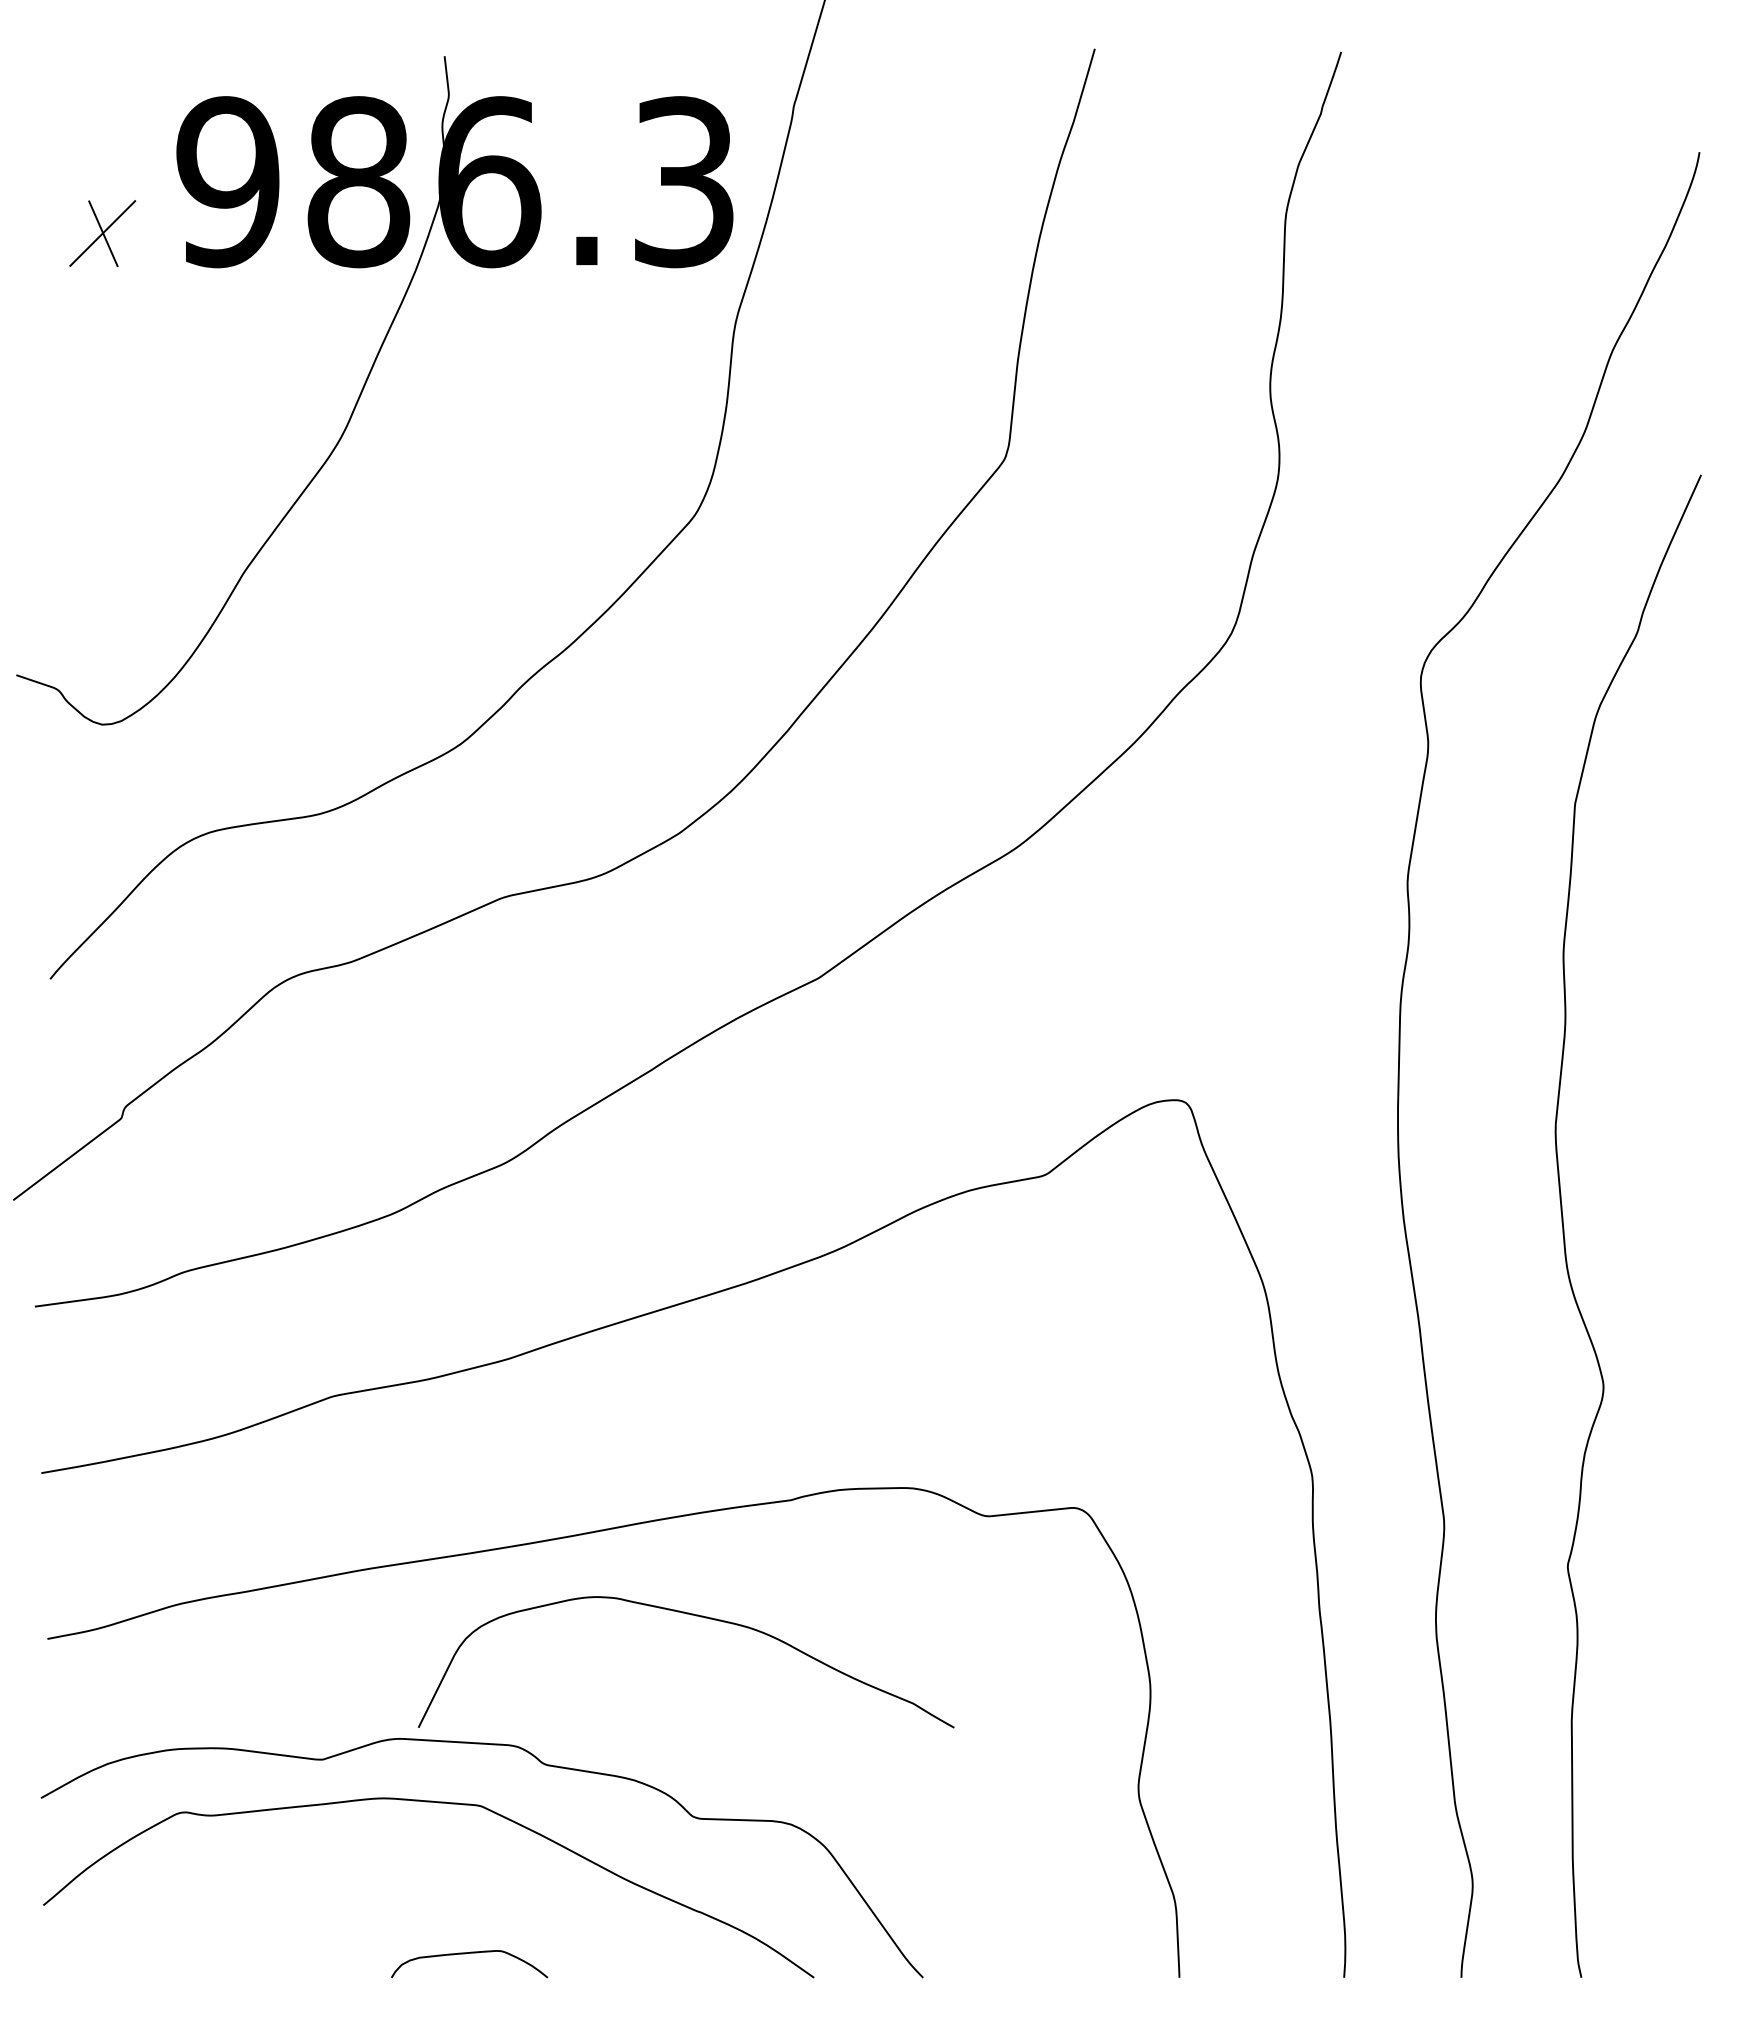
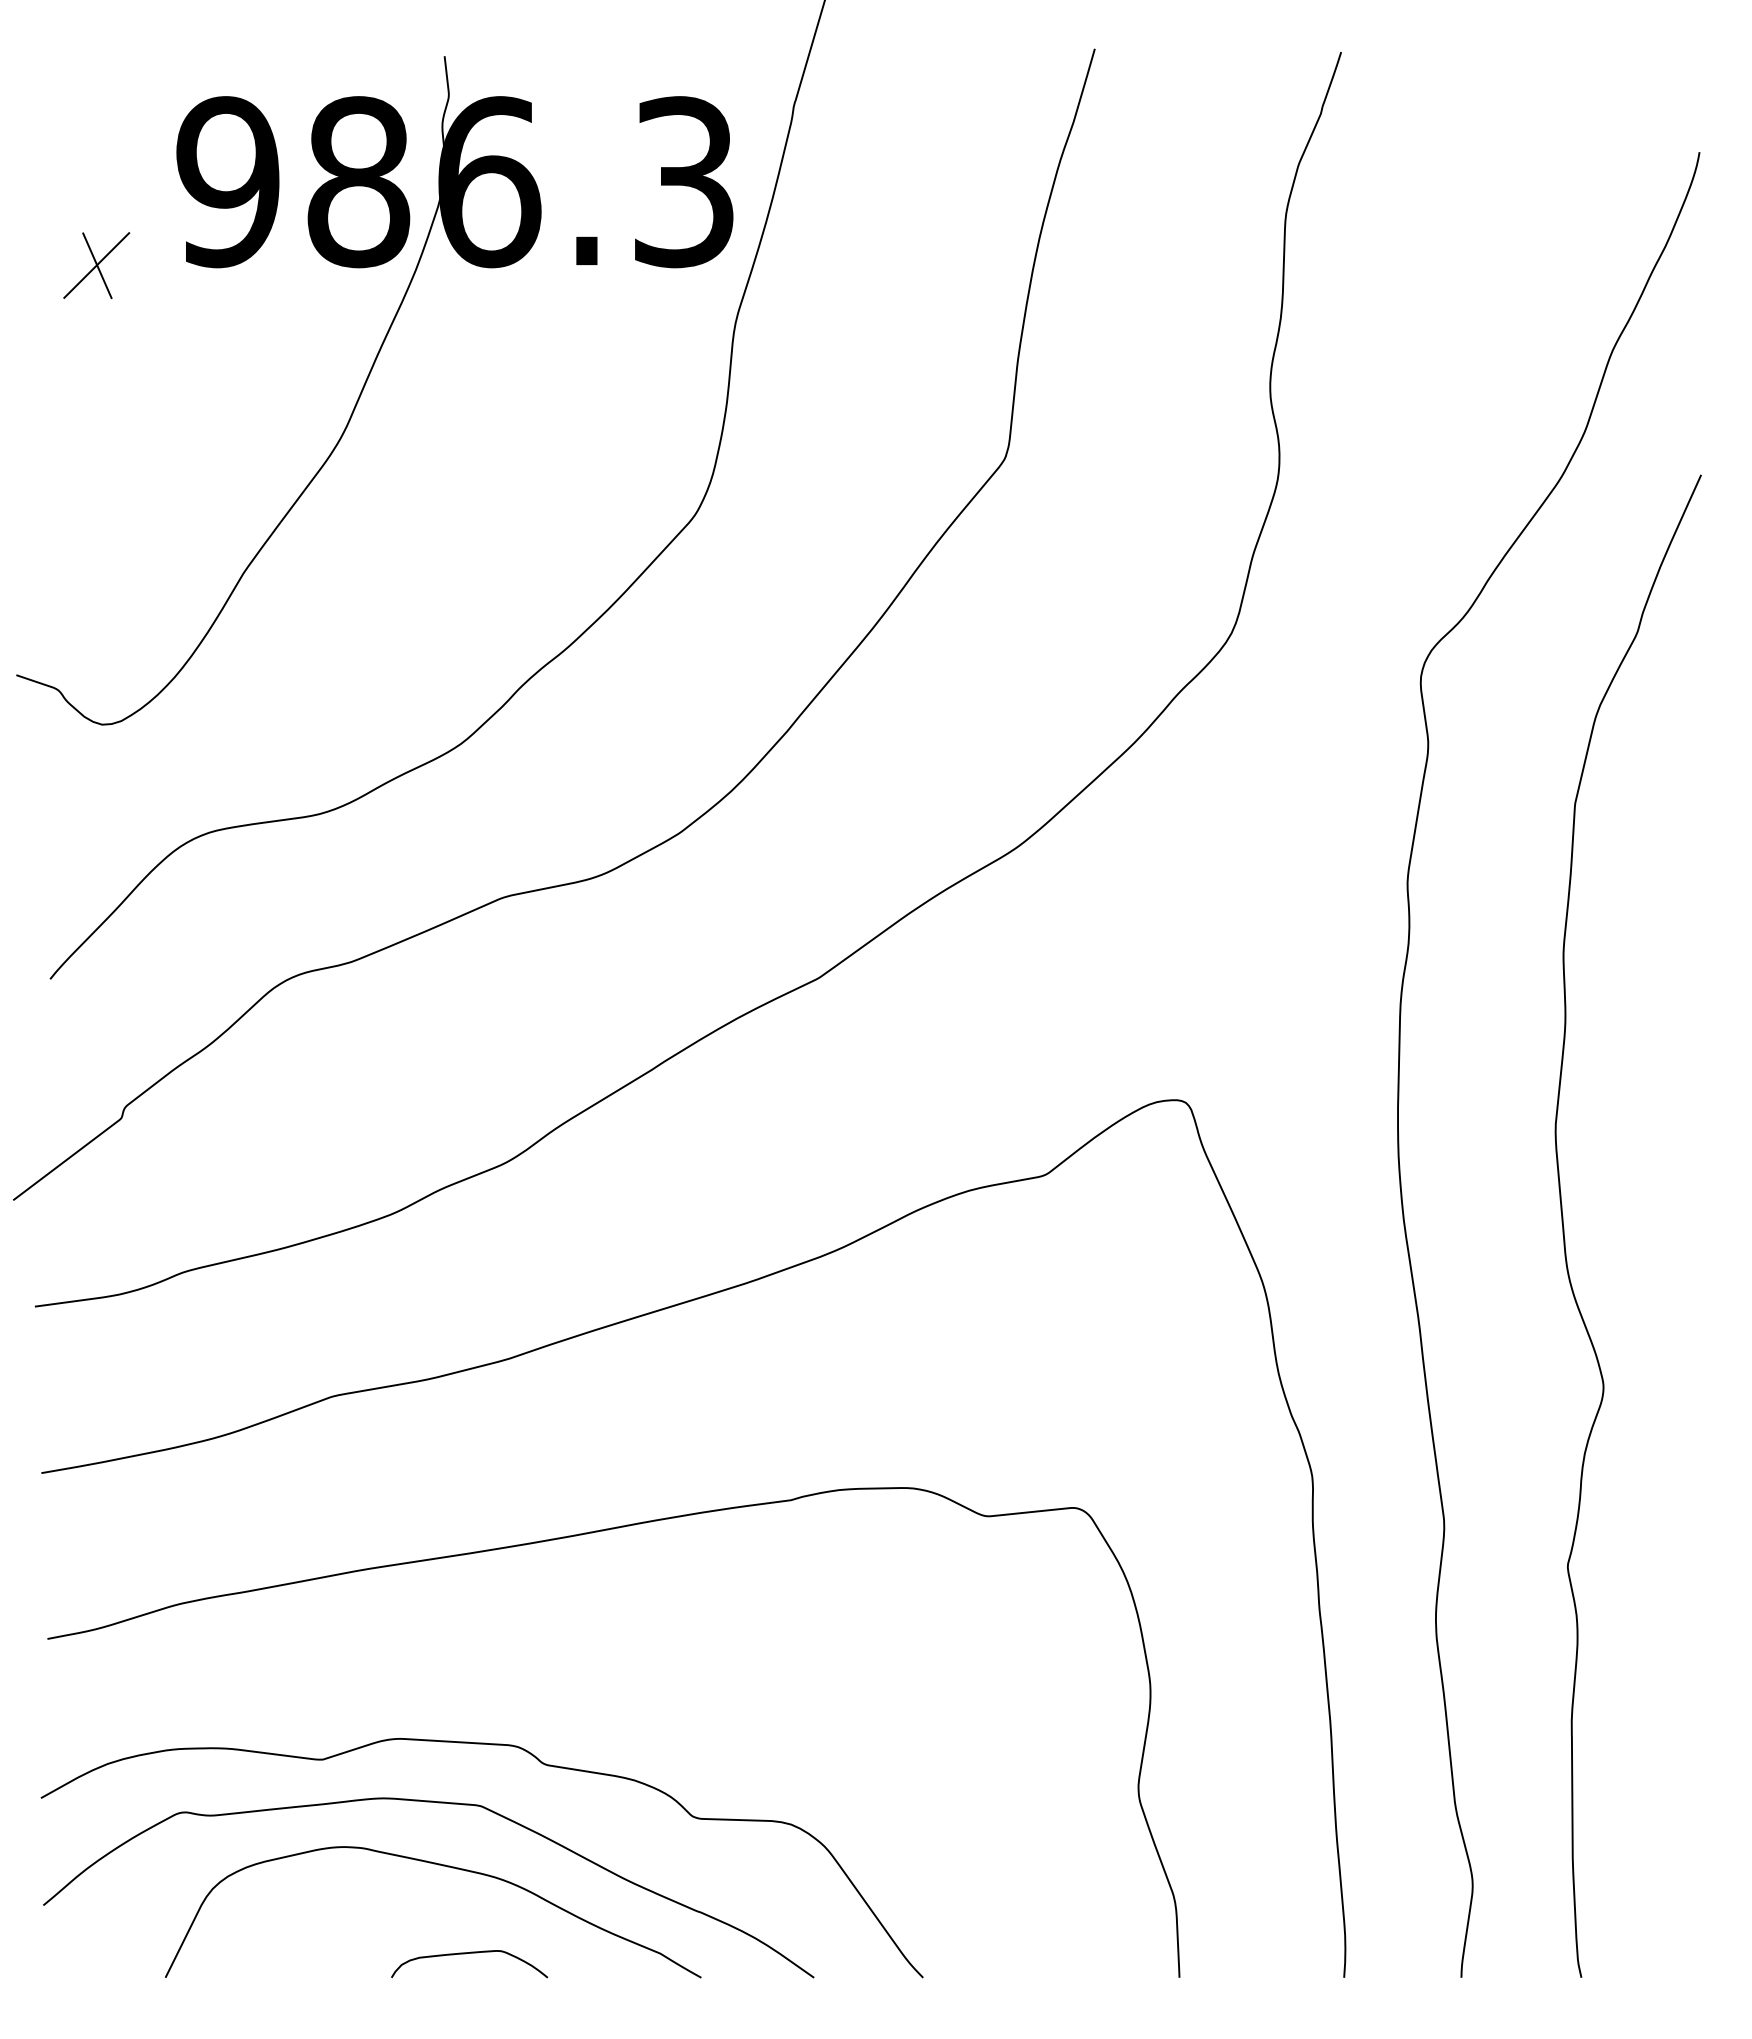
part position: (102, 233) -> (96, 265) (96, 265)
curve position: (696, 1616) -> (443, 1866) (443, 1866)
